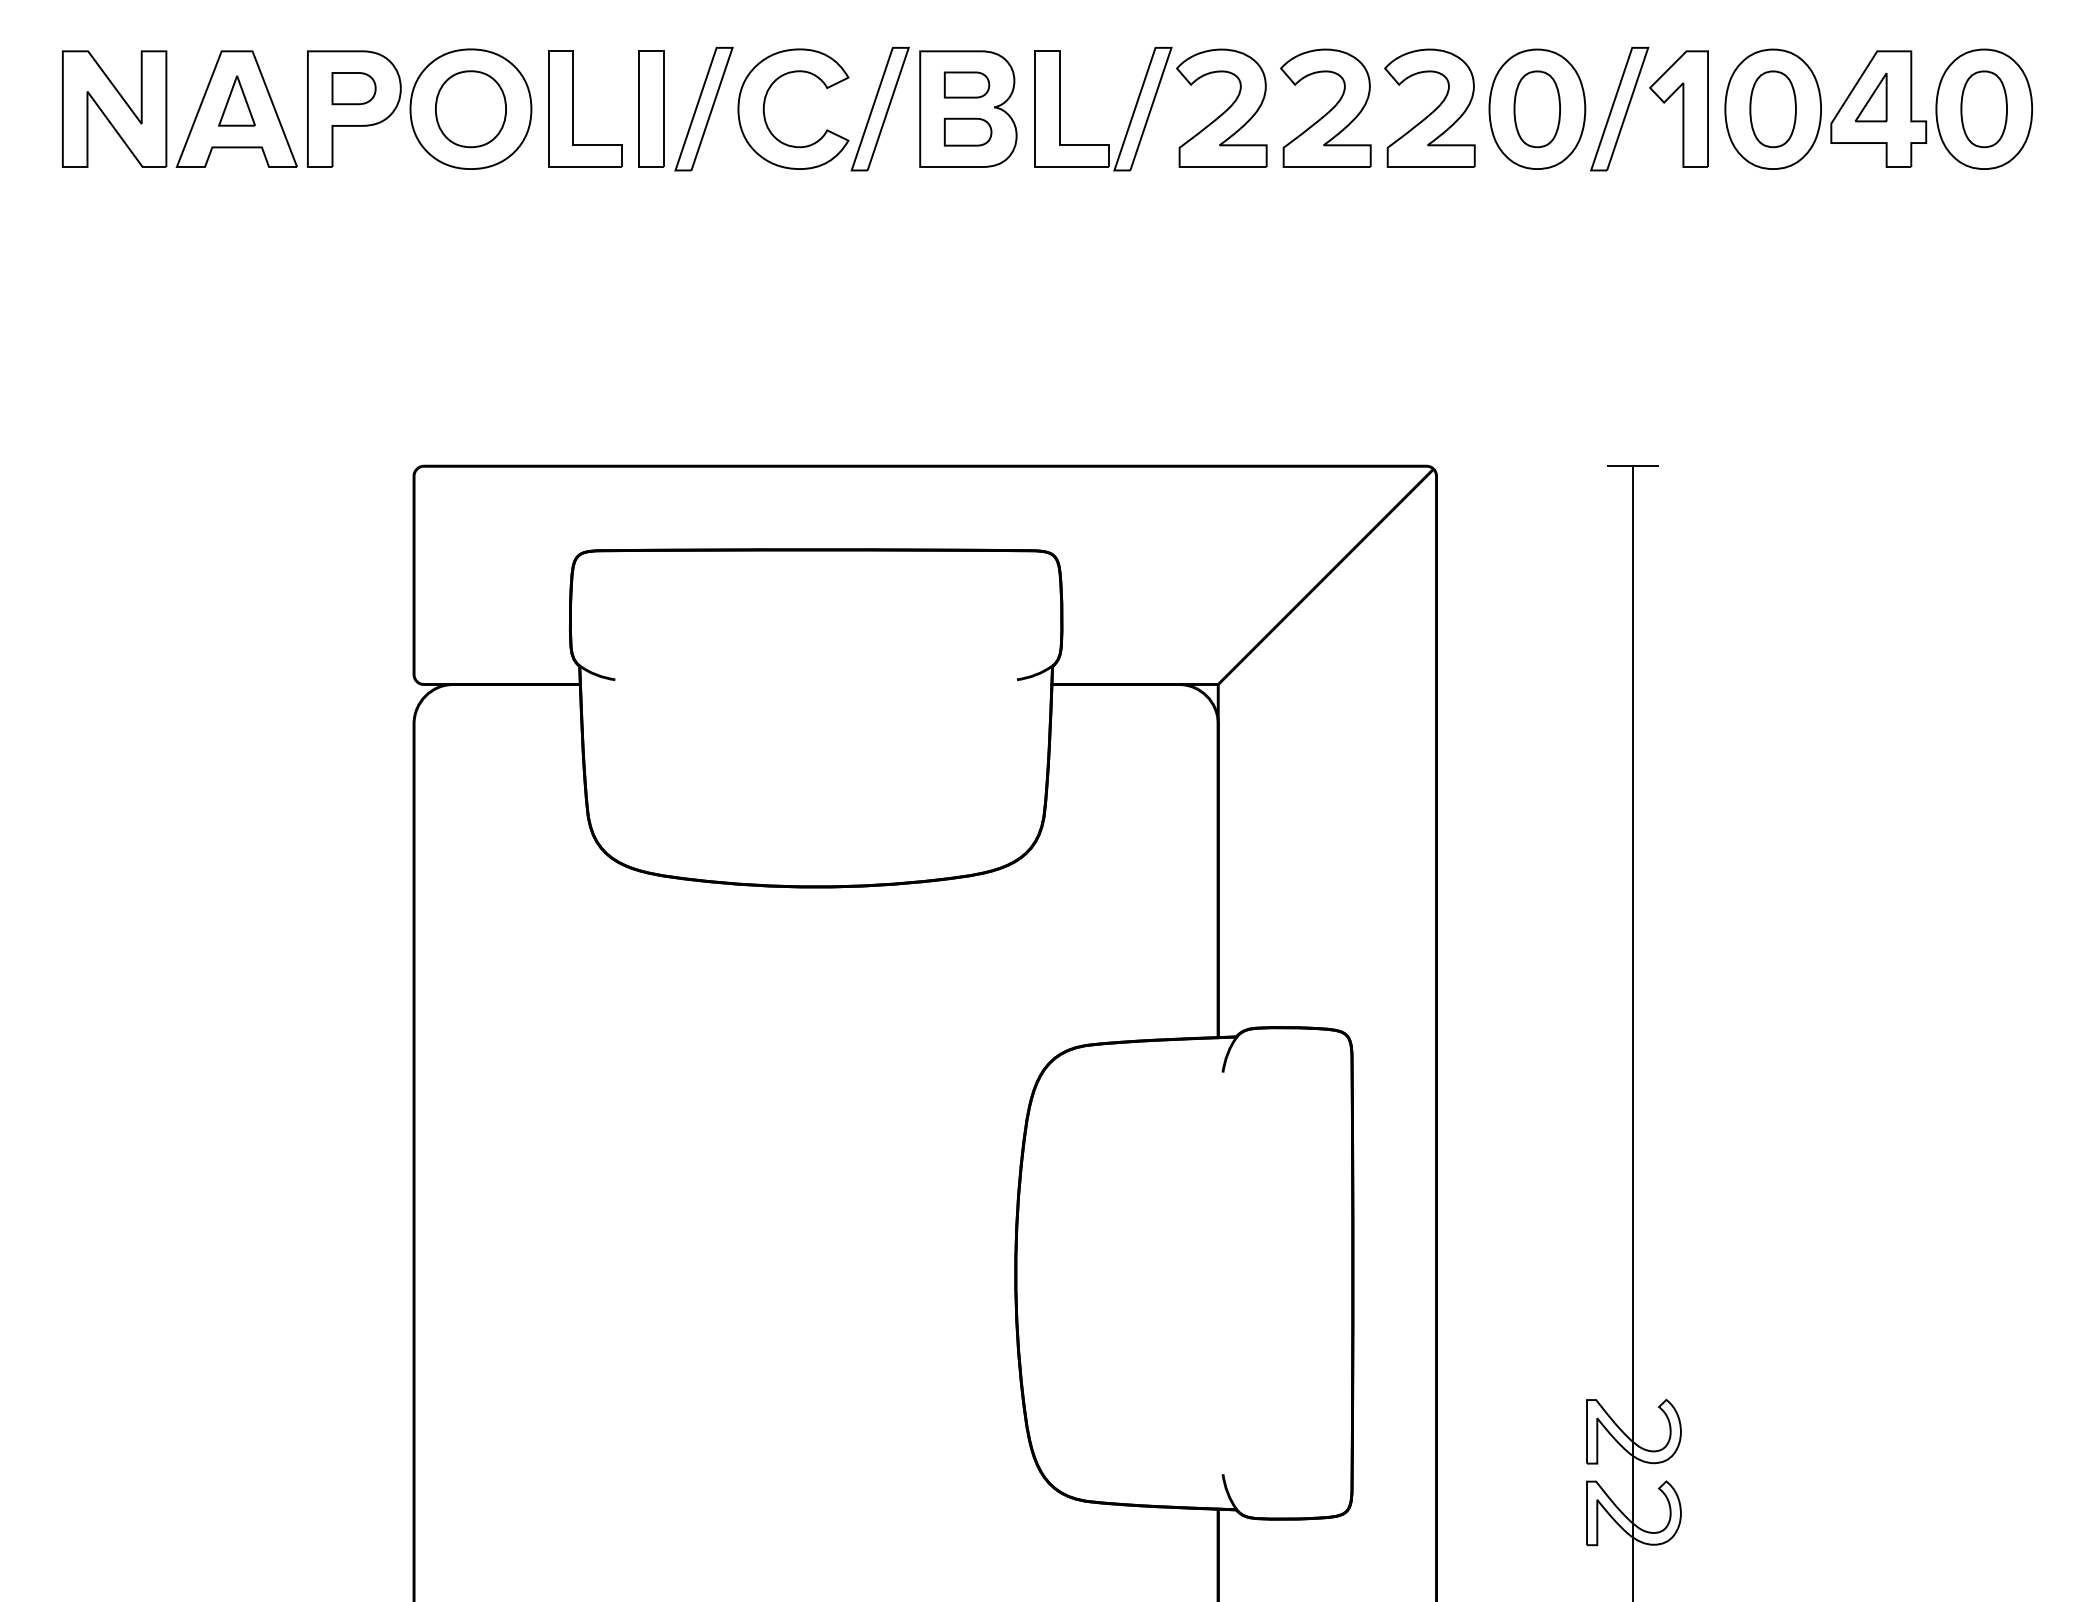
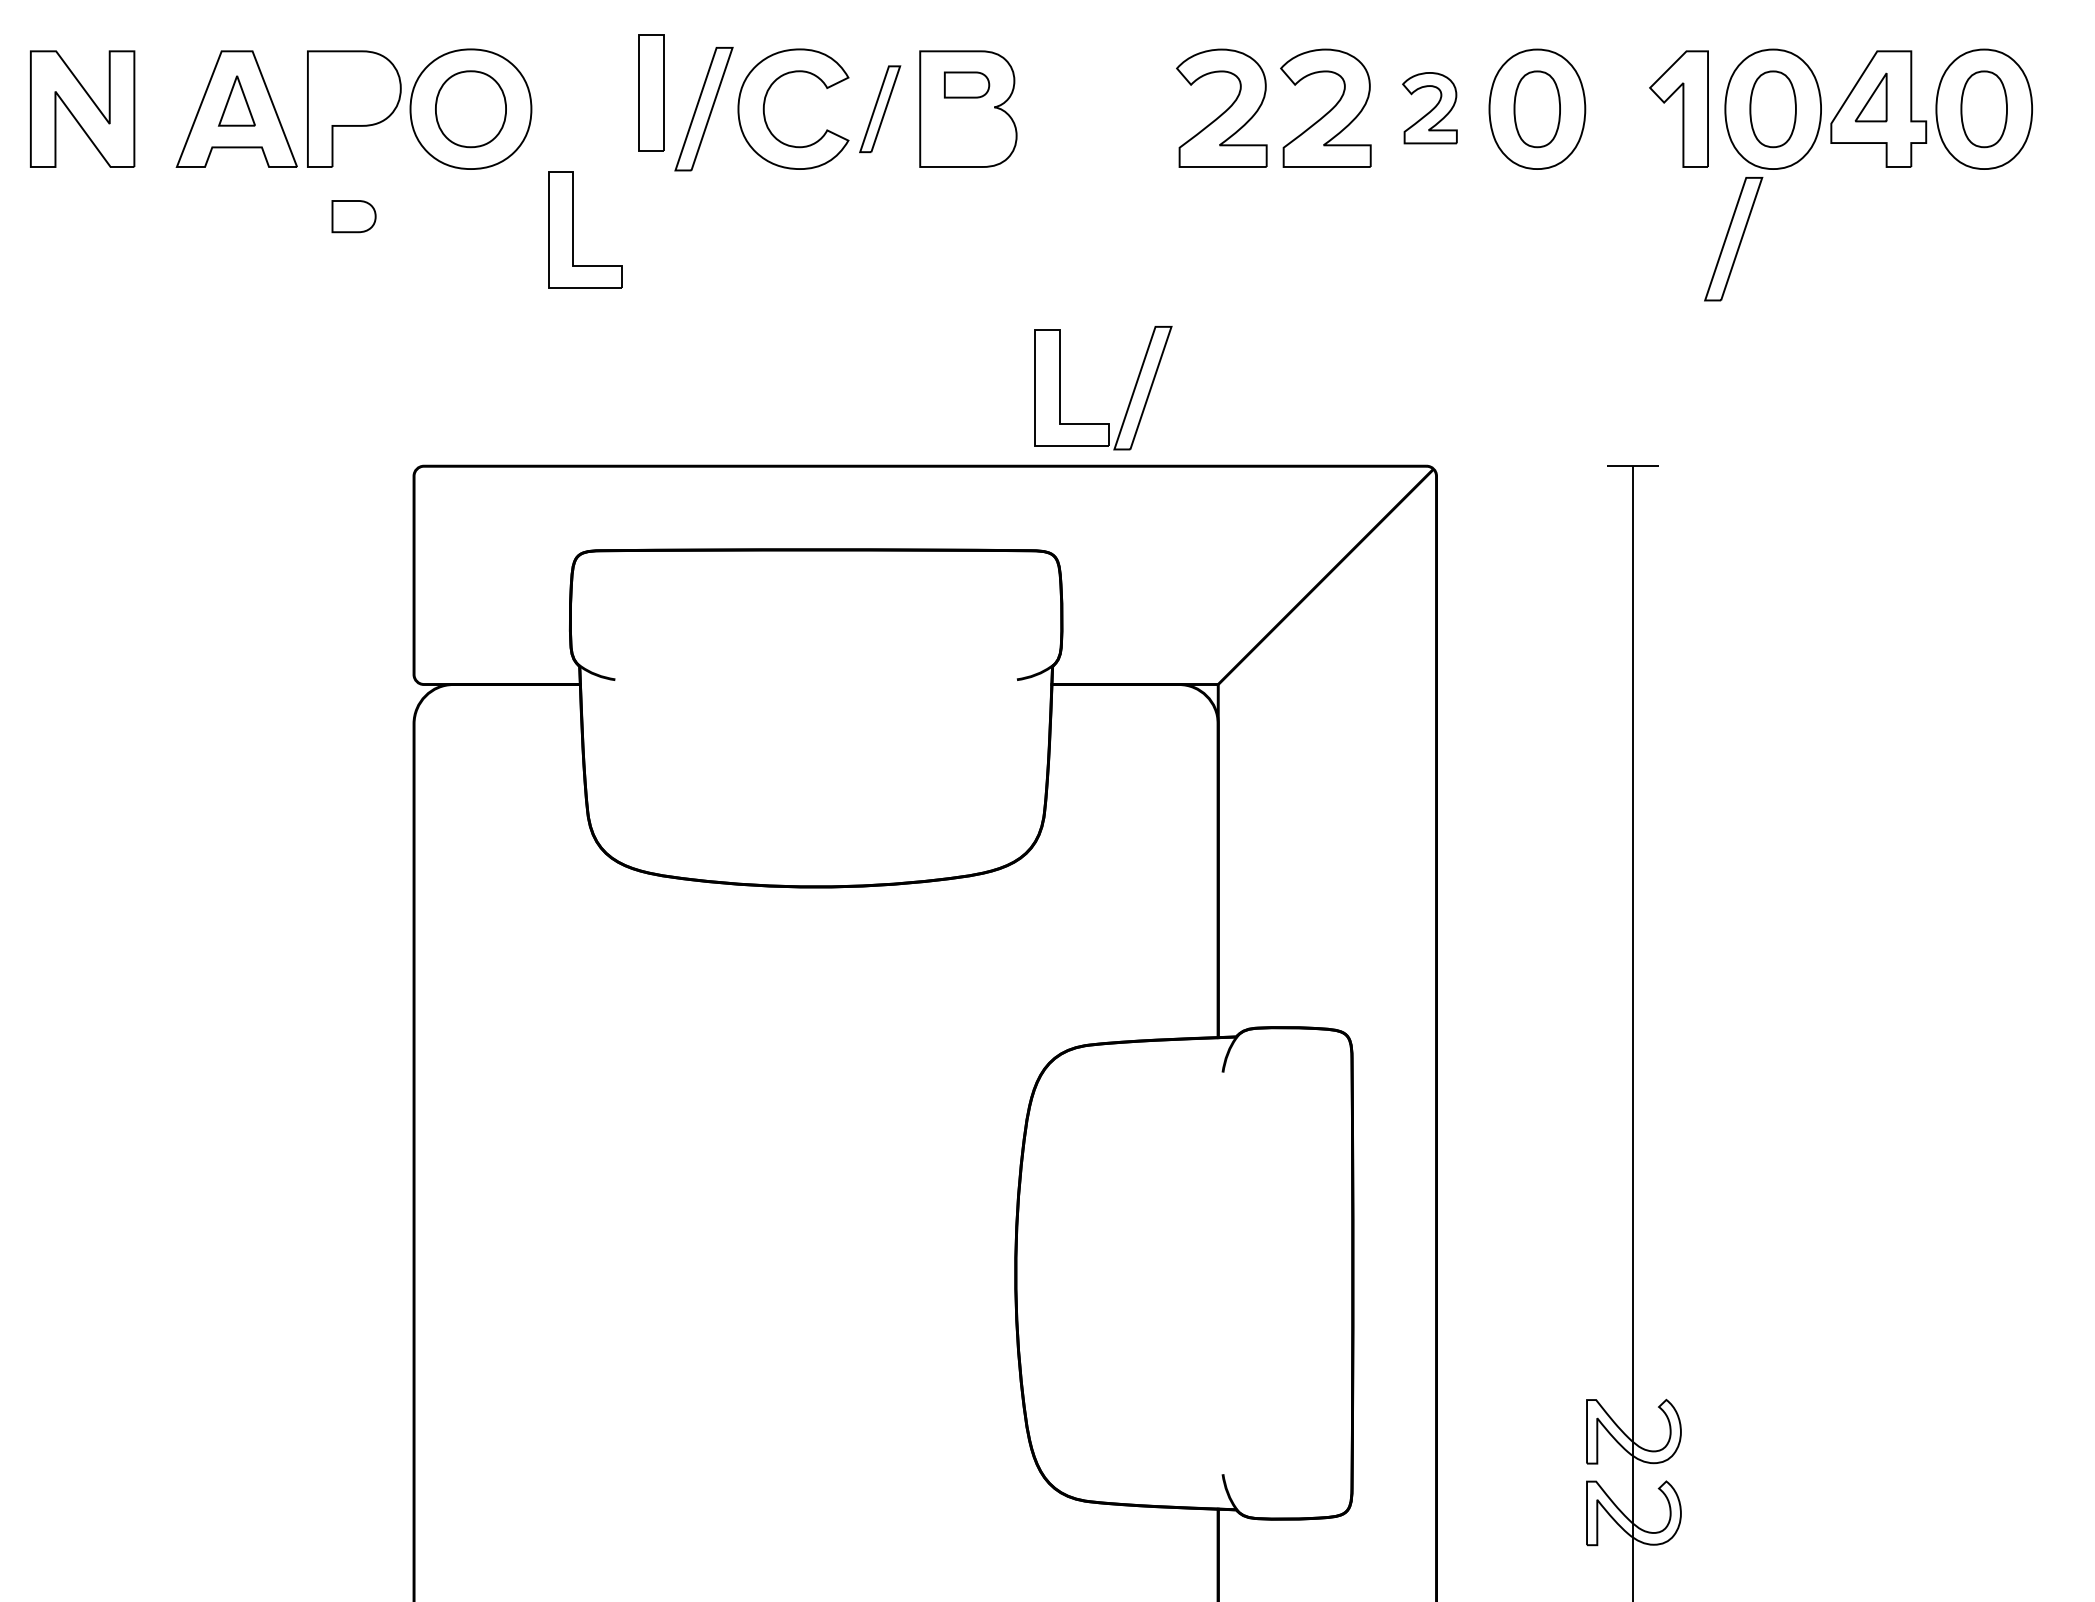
part position: (353, 88) -> (353, 216) (353, 216)
part size: 92x120 px -> 56x73 px (1429, 108)
part position: (114, 108) -> (82, 108) (82, 108)
part position: (573, 108) -> (573, 229) (573, 229)
part position: (651, 108) -> (651, 92) (651, 92)
part size: 60x125 px -> 43x89 px (880, 109)
part position: (1619, 109) -> (1733, 239) (1733, 239)
part position: (1130, 118) -> (1130, 397) (1130, 397)
part: present -> none (968, 131)
